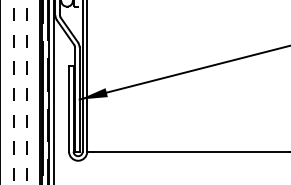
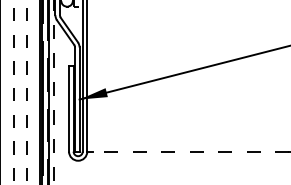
line: solid -> dashed (54, 92)
line: solid -> dashed (190, 151)
